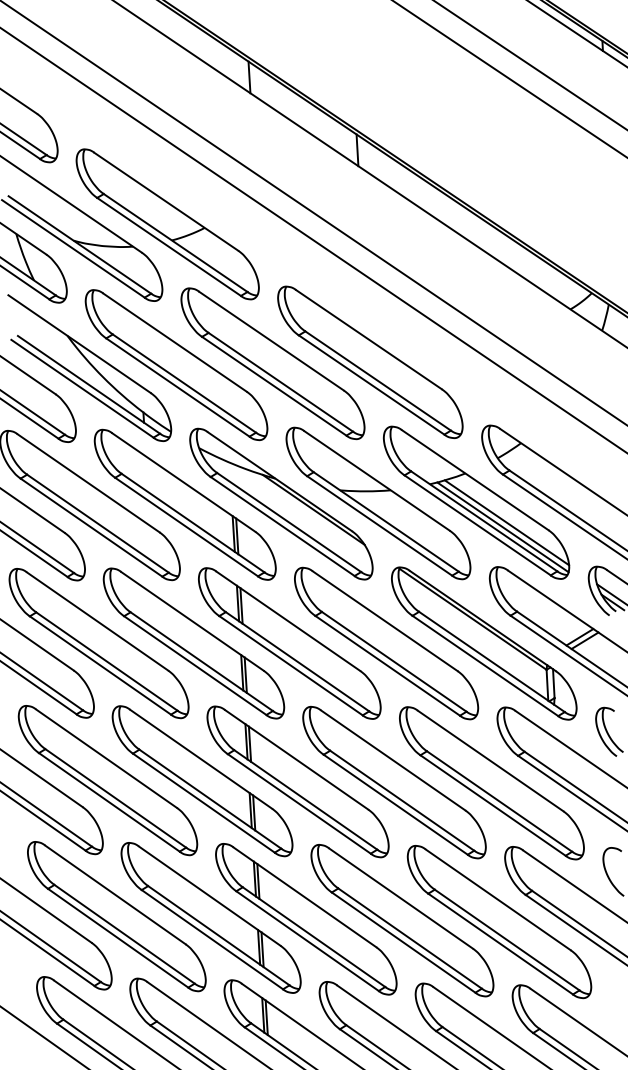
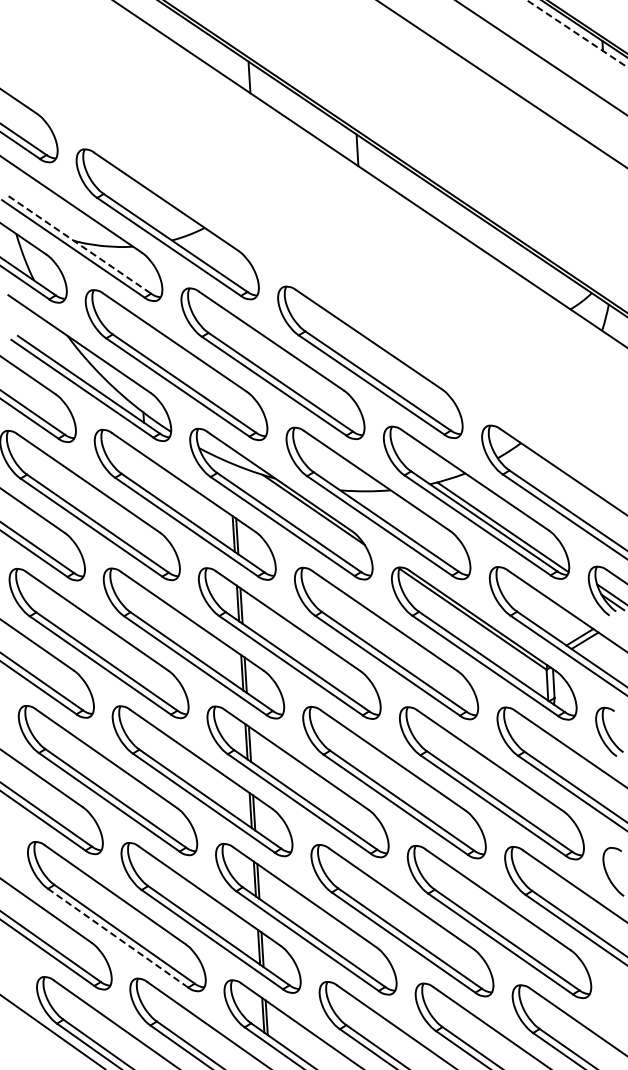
line: solid -> dashed (576, 33)
line position: (529, 65) -> (540, 57) (540, 57)
line position: (509, 78) -> (501, 84) (501, 84)
line: present -> none (313, 212)
line: present -> none (313, 240)
line: solid -> dashed (80, 245)
line: present -> none (506, 522)
line: solid -> dashed (118, 938)
line position: (43, 1036) -> (51, 1031) (51, 1031)
